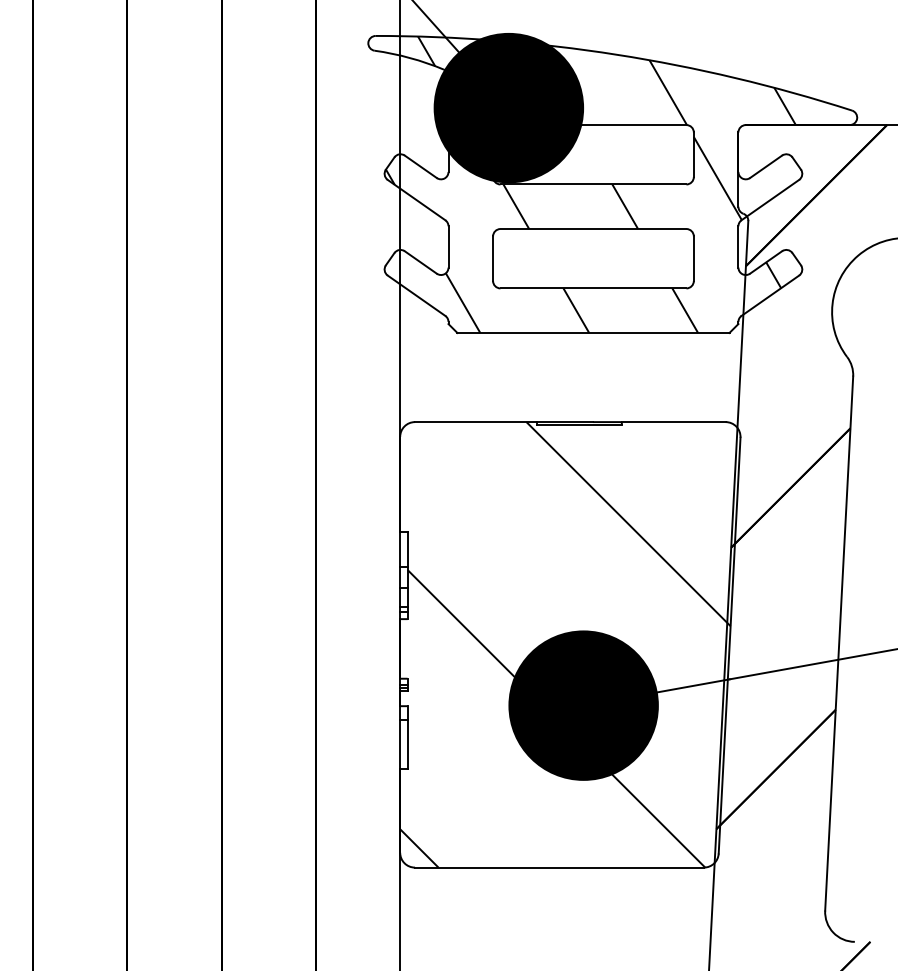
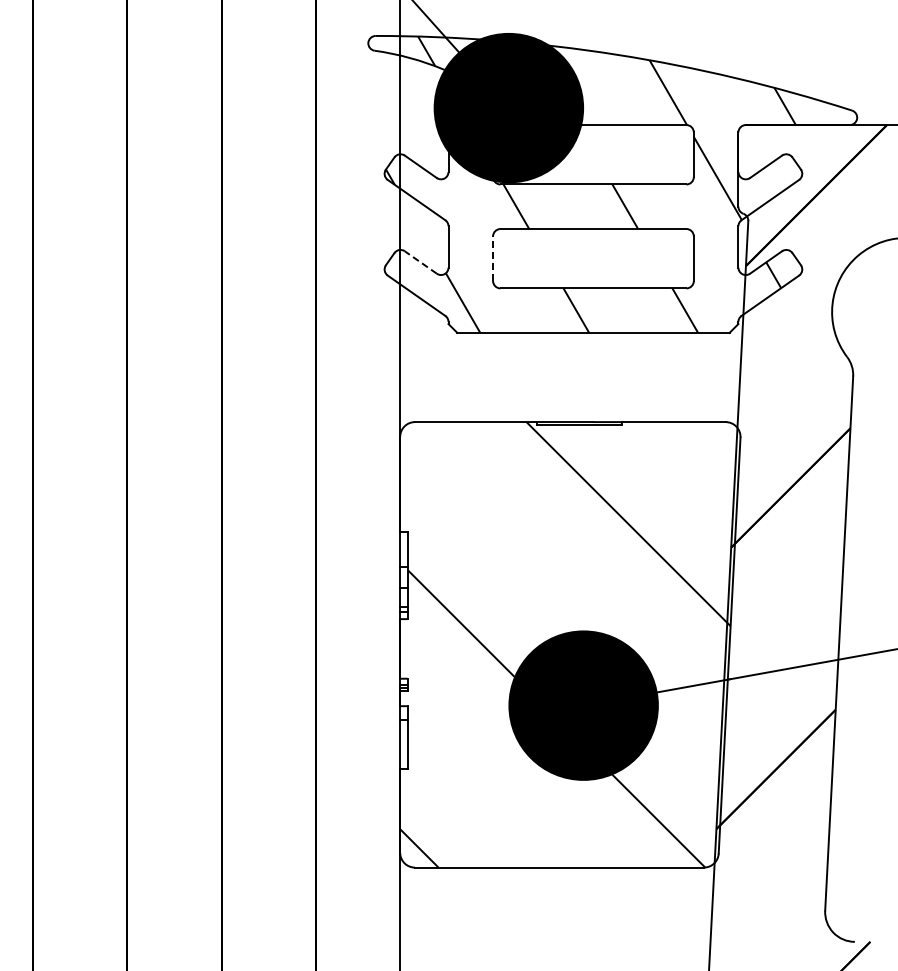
line: solid -> dashed (493, 258)
line: solid -> dashed (420, 262)
